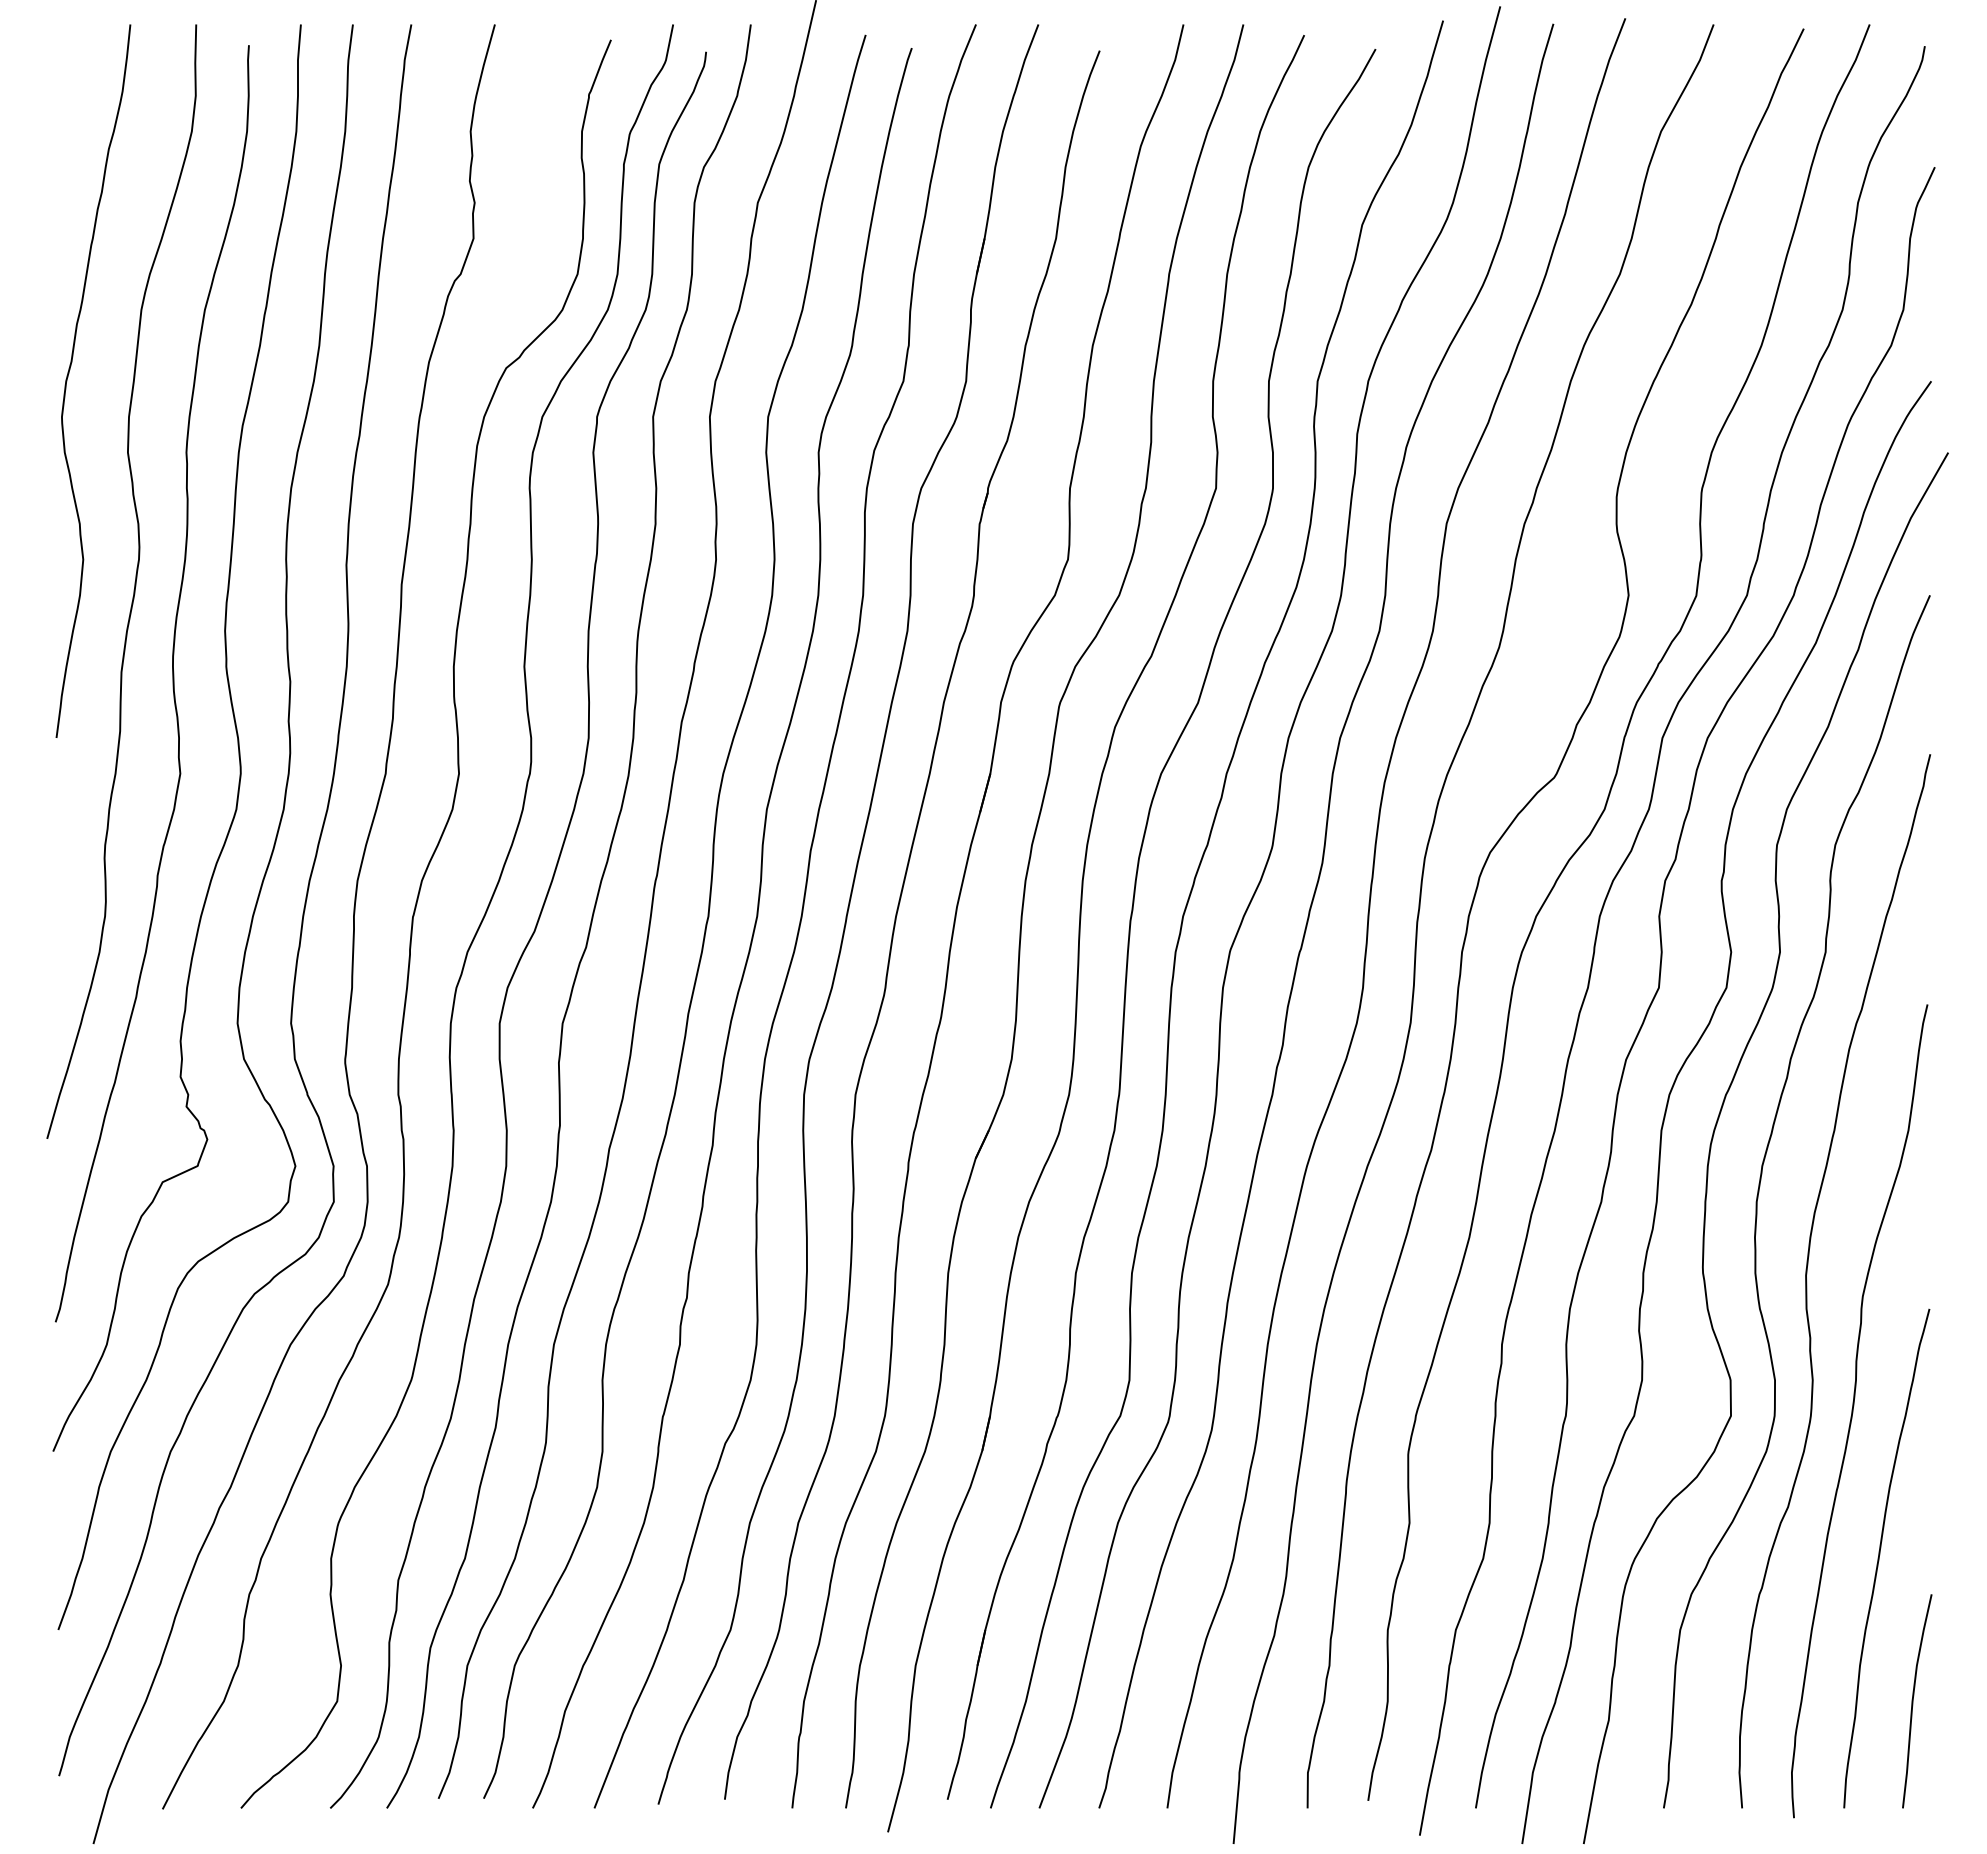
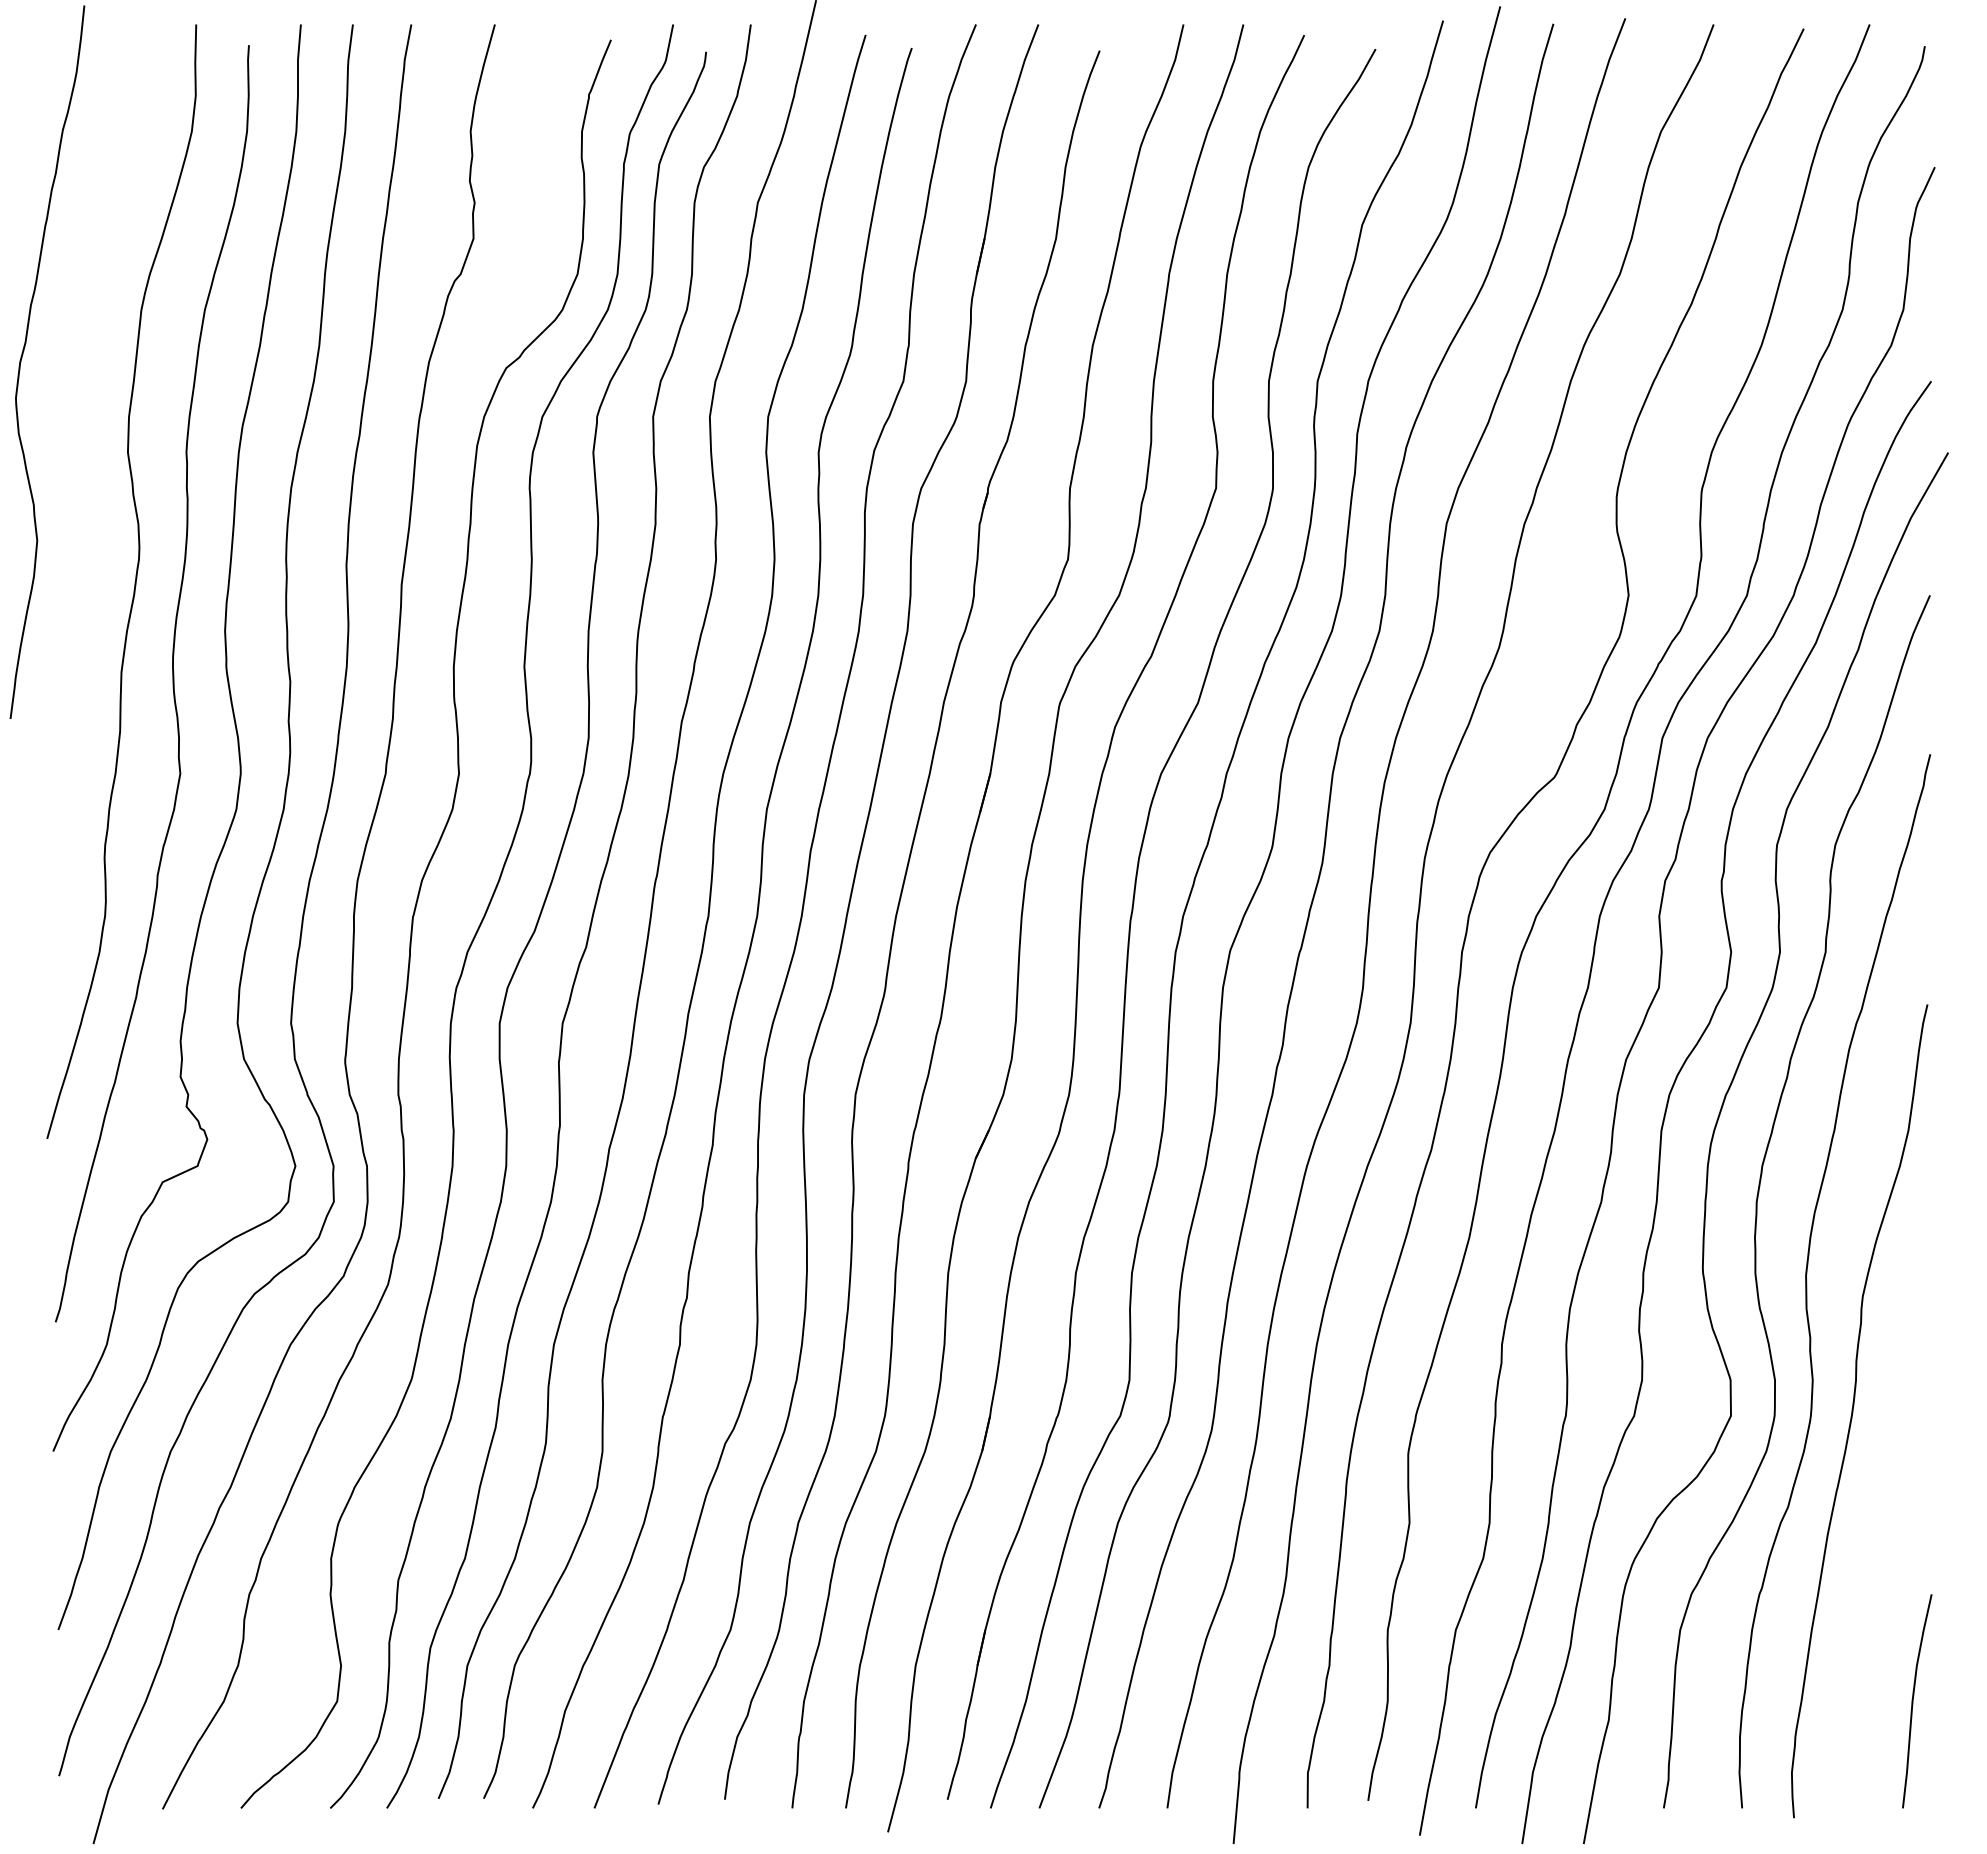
curve position: (69, 373) -> (23, 354) (23, 354)
curve: present -> none (1879, 1558)
